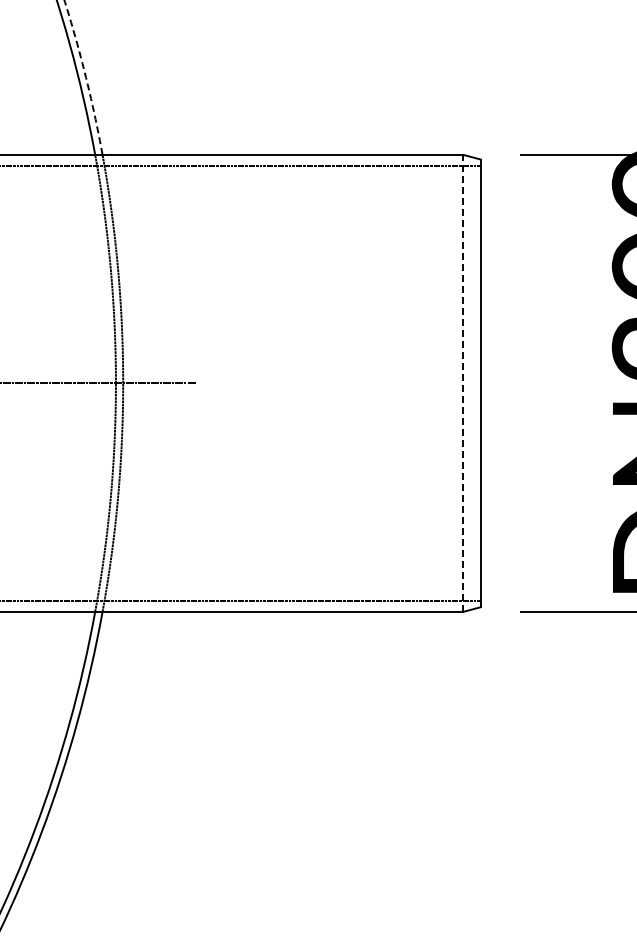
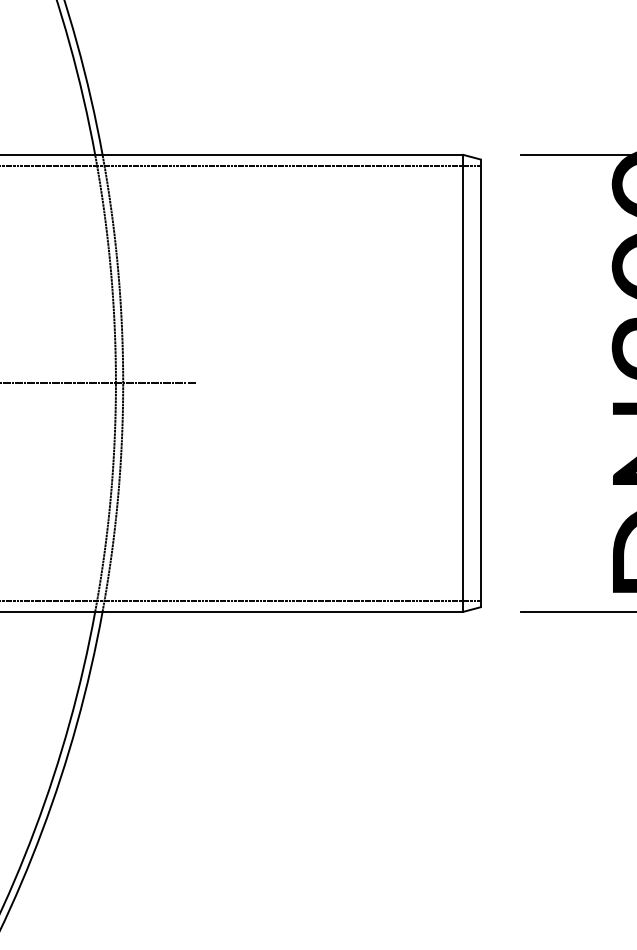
arc: dashed -> solid (85, 76)
line: dashed -> solid (463, 382)
